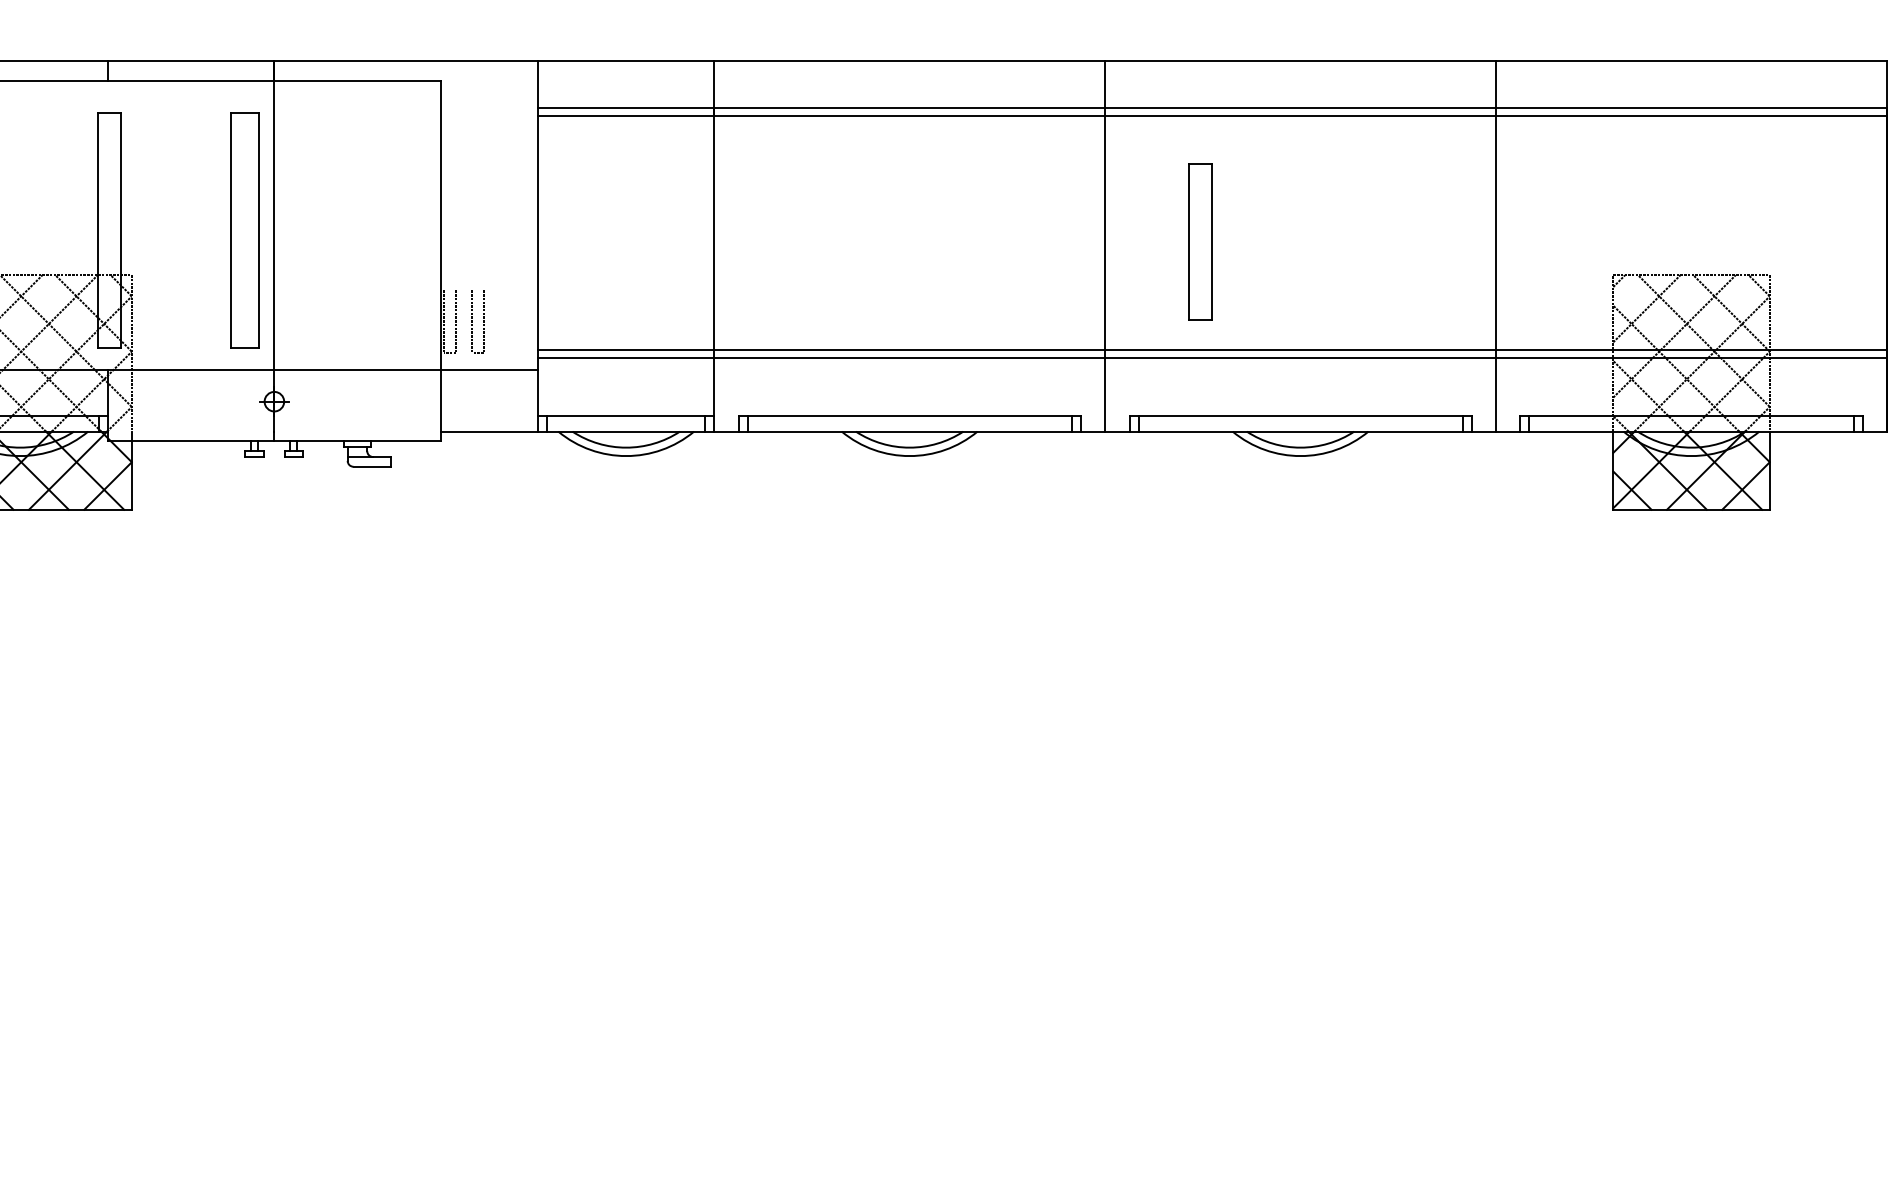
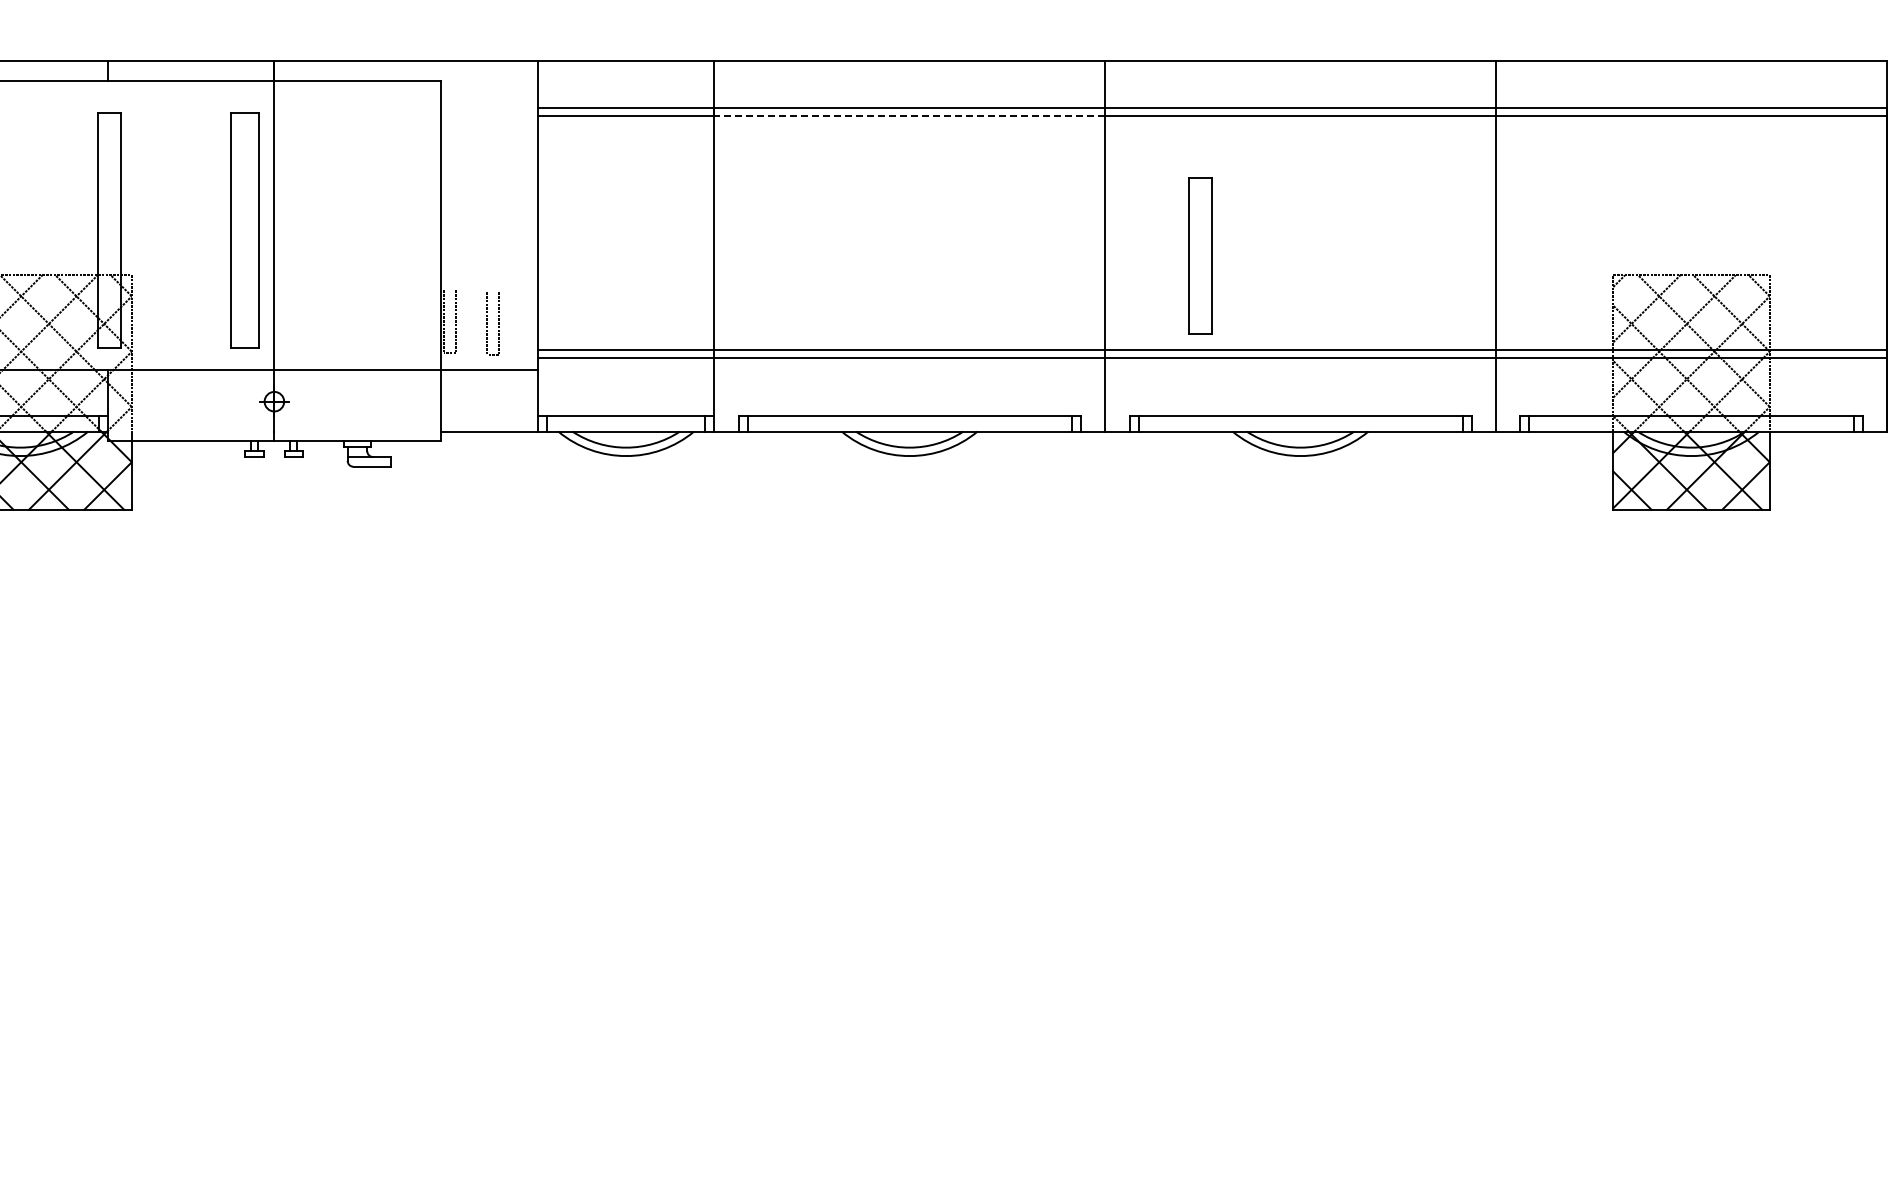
line: solid -> dashed (909, 115)
part position: (1200, 241) -> (1200, 255) (1200, 255)
part position: (477, 321) -> (492, 323) (492, 323)
